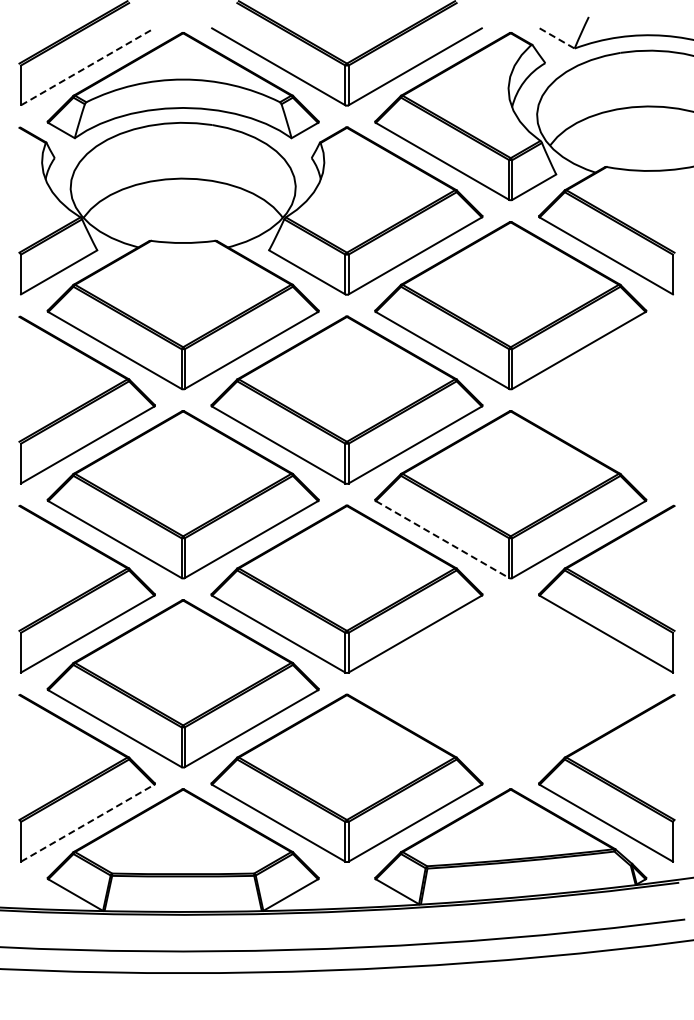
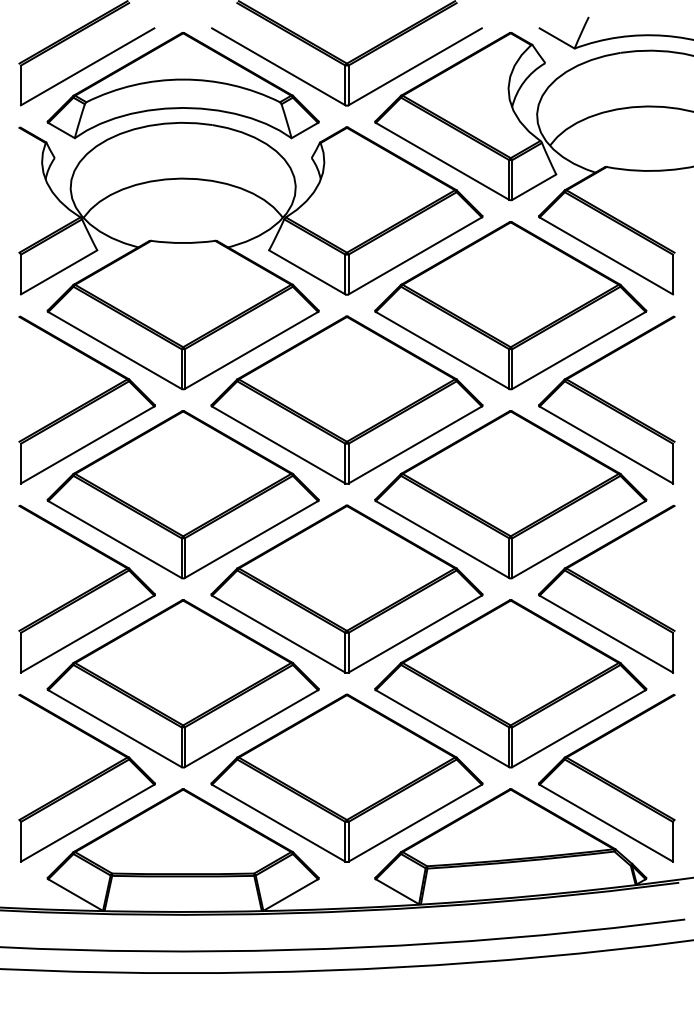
line: dashed -> solid (557, 38)
line: dashed -> solid (87, 66)
part: none -> present (606, 399)
line: dashed -> solid (442, 539)
part: none -> present (510, 683)
line: dashed -> solid (87, 823)
